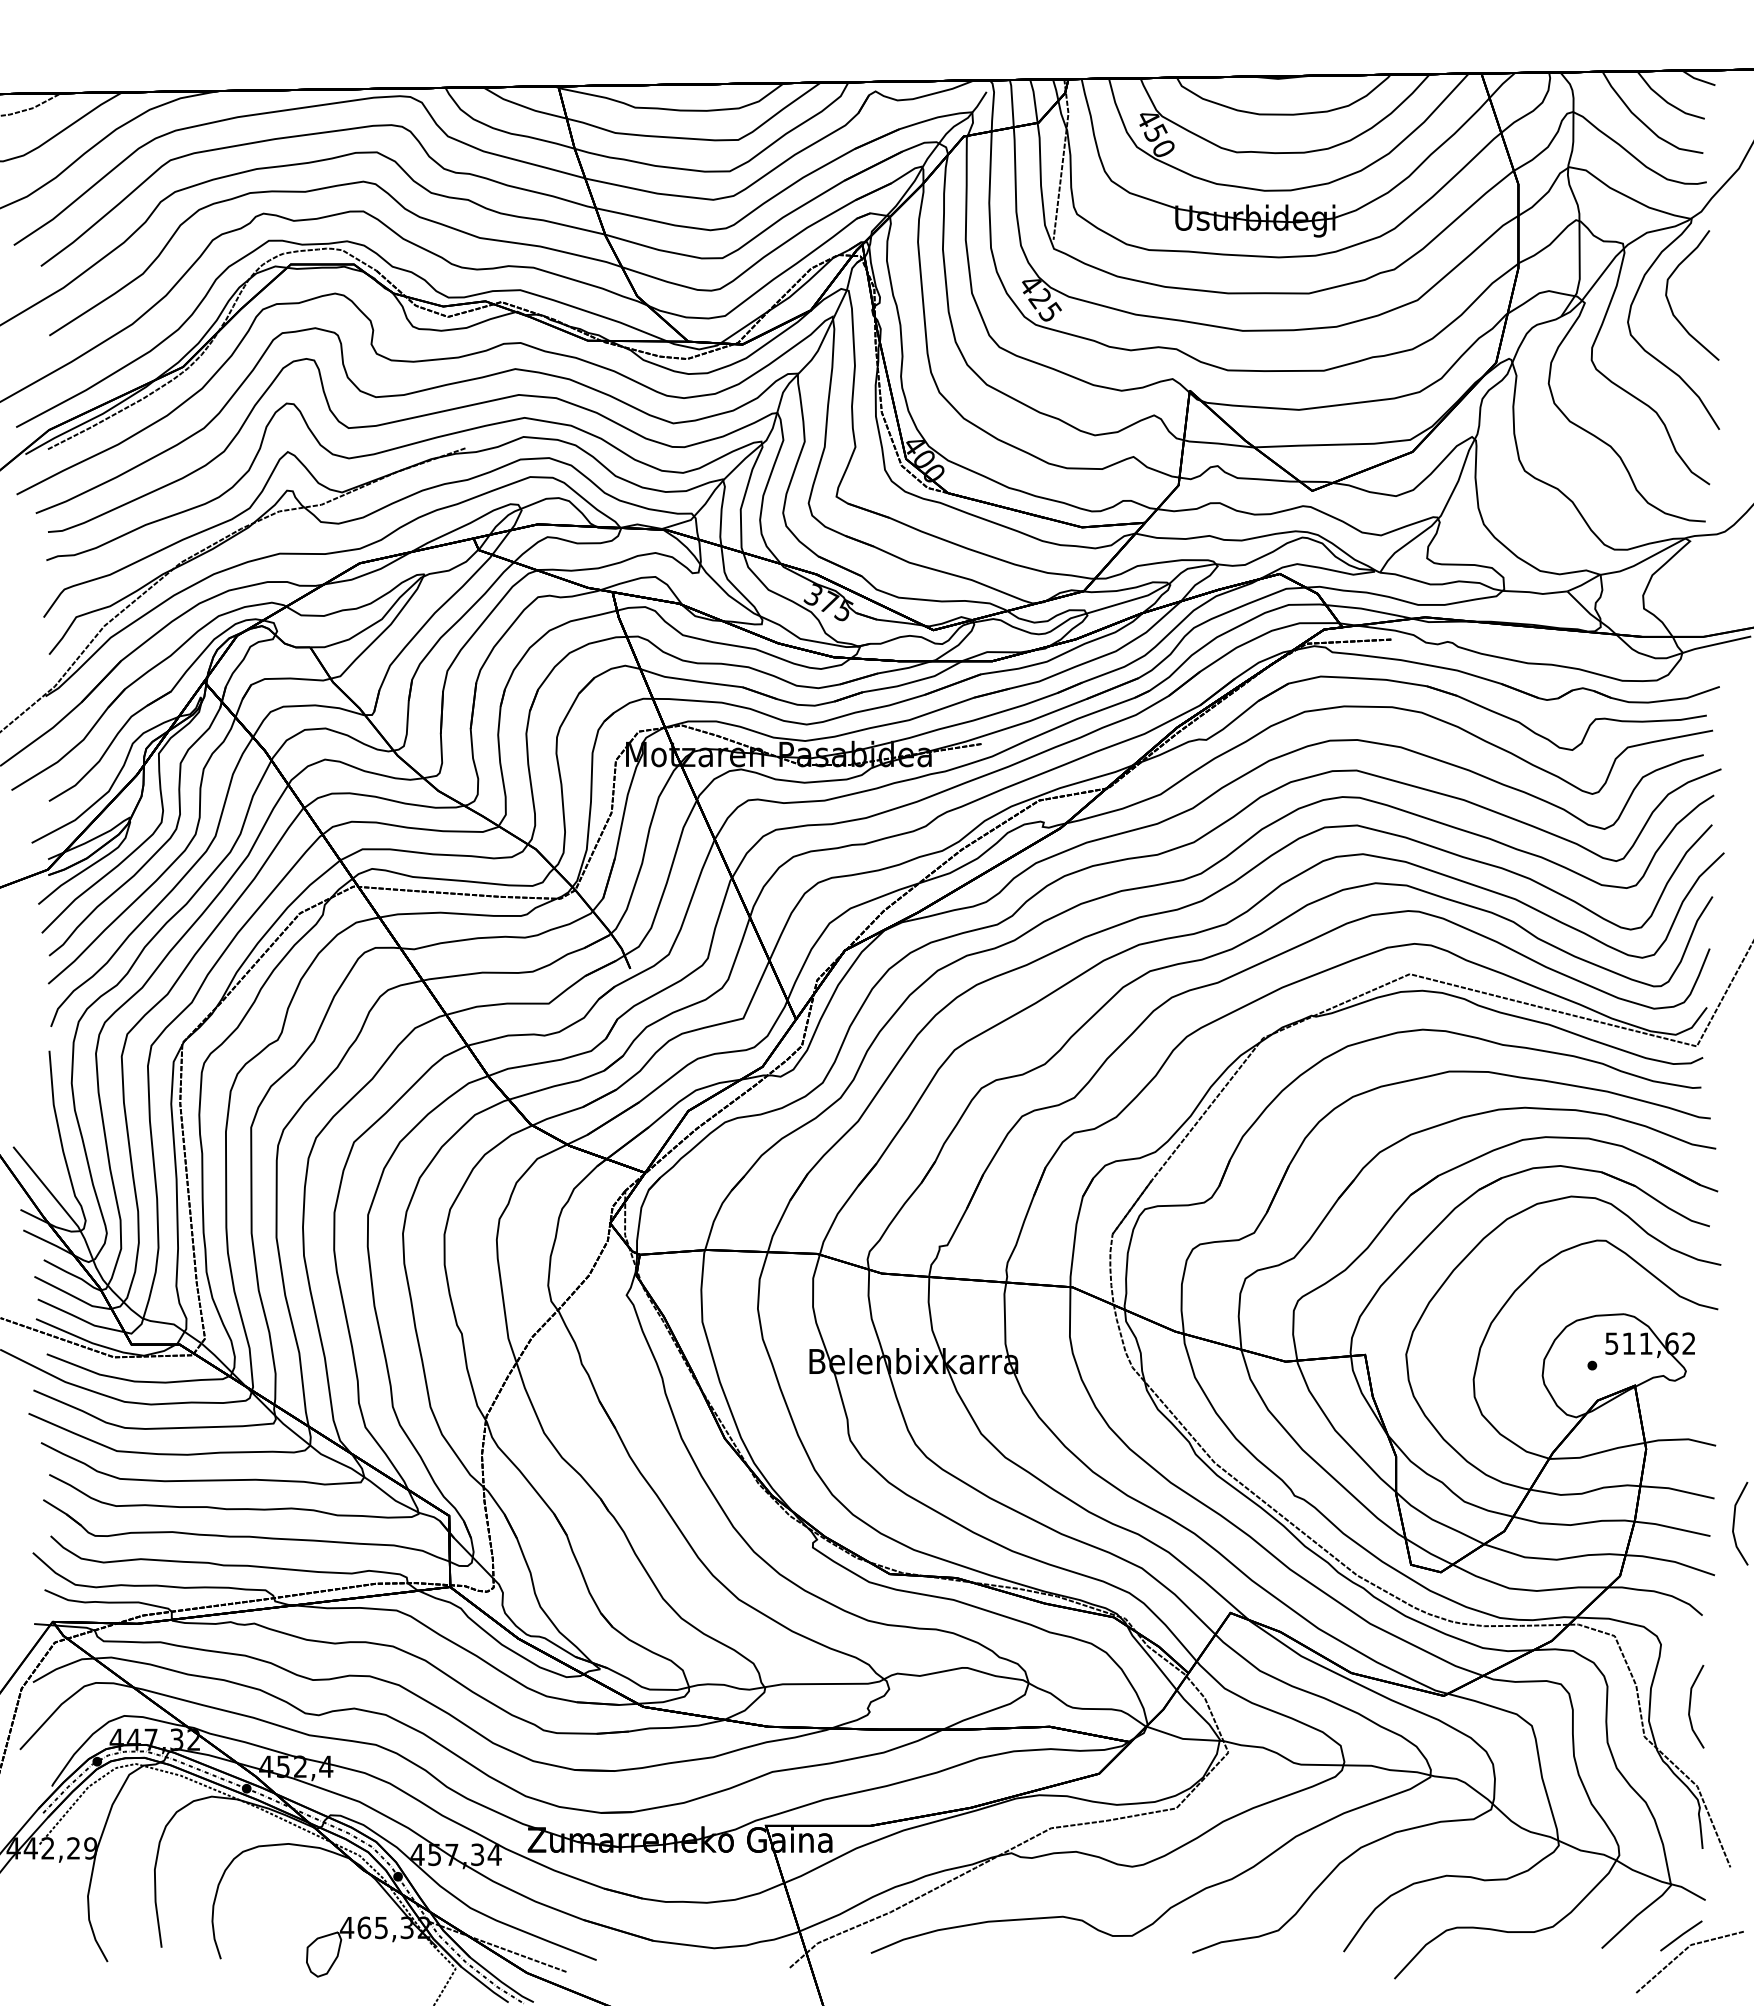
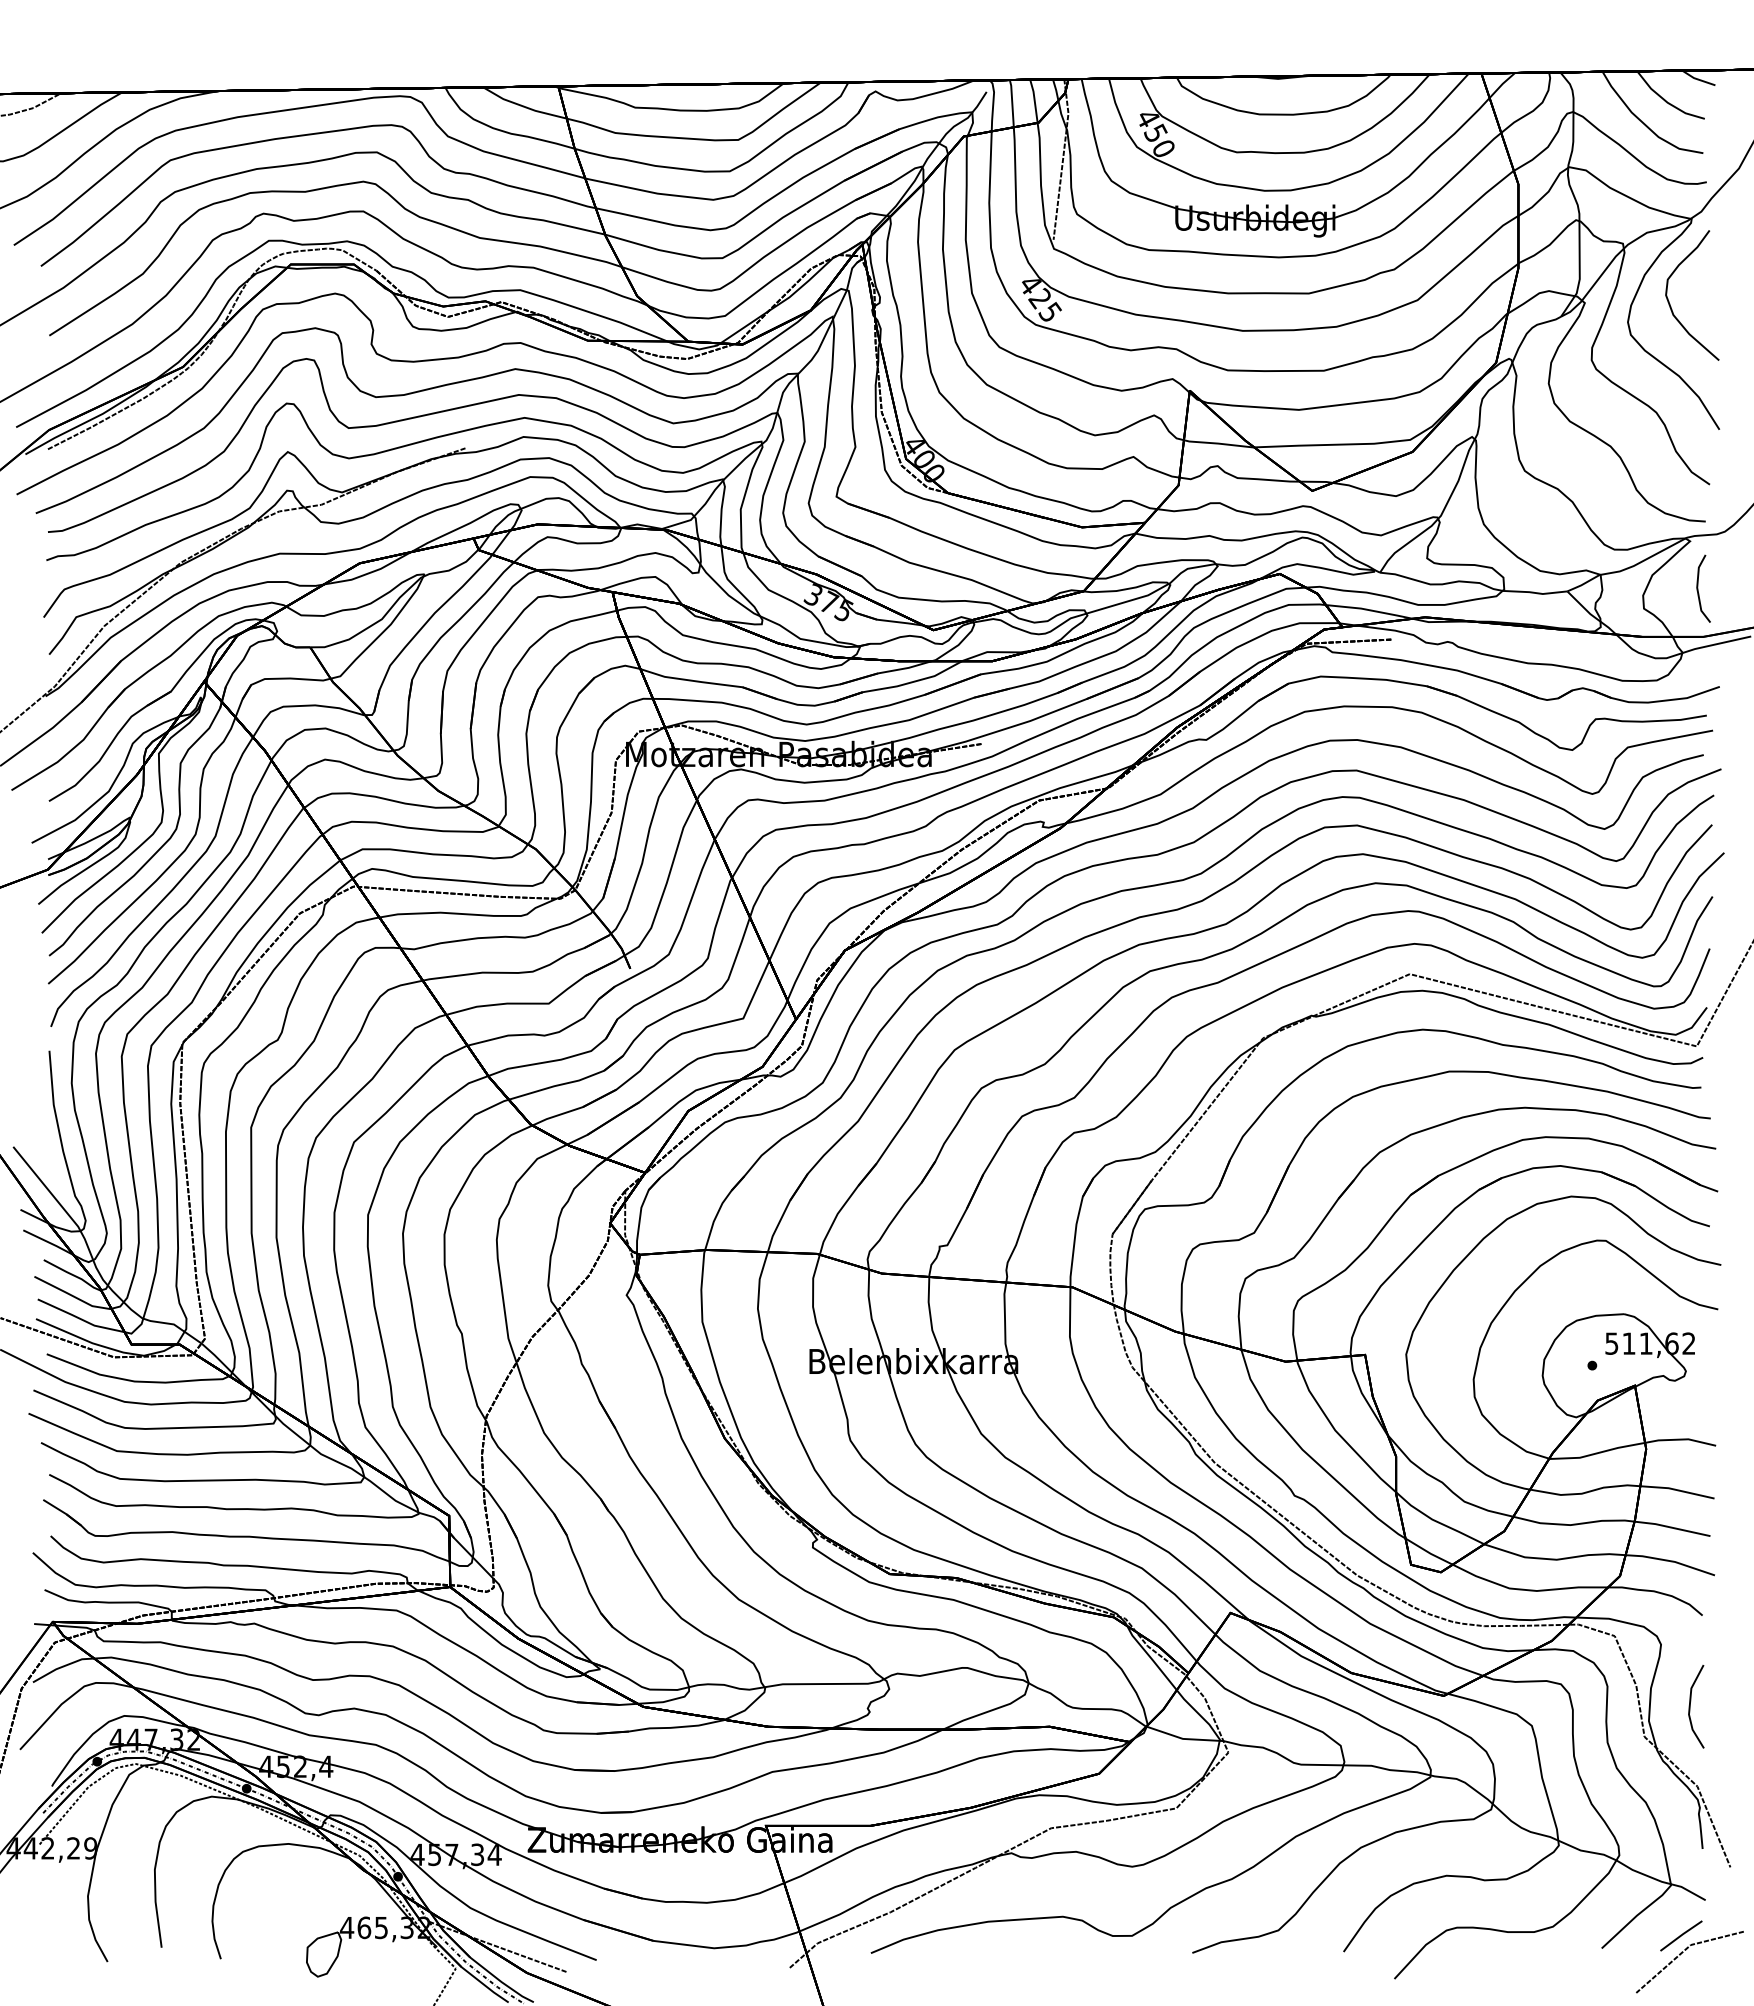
line: none -> present (1698, 588)
line: present -> none (1734, 1523)
